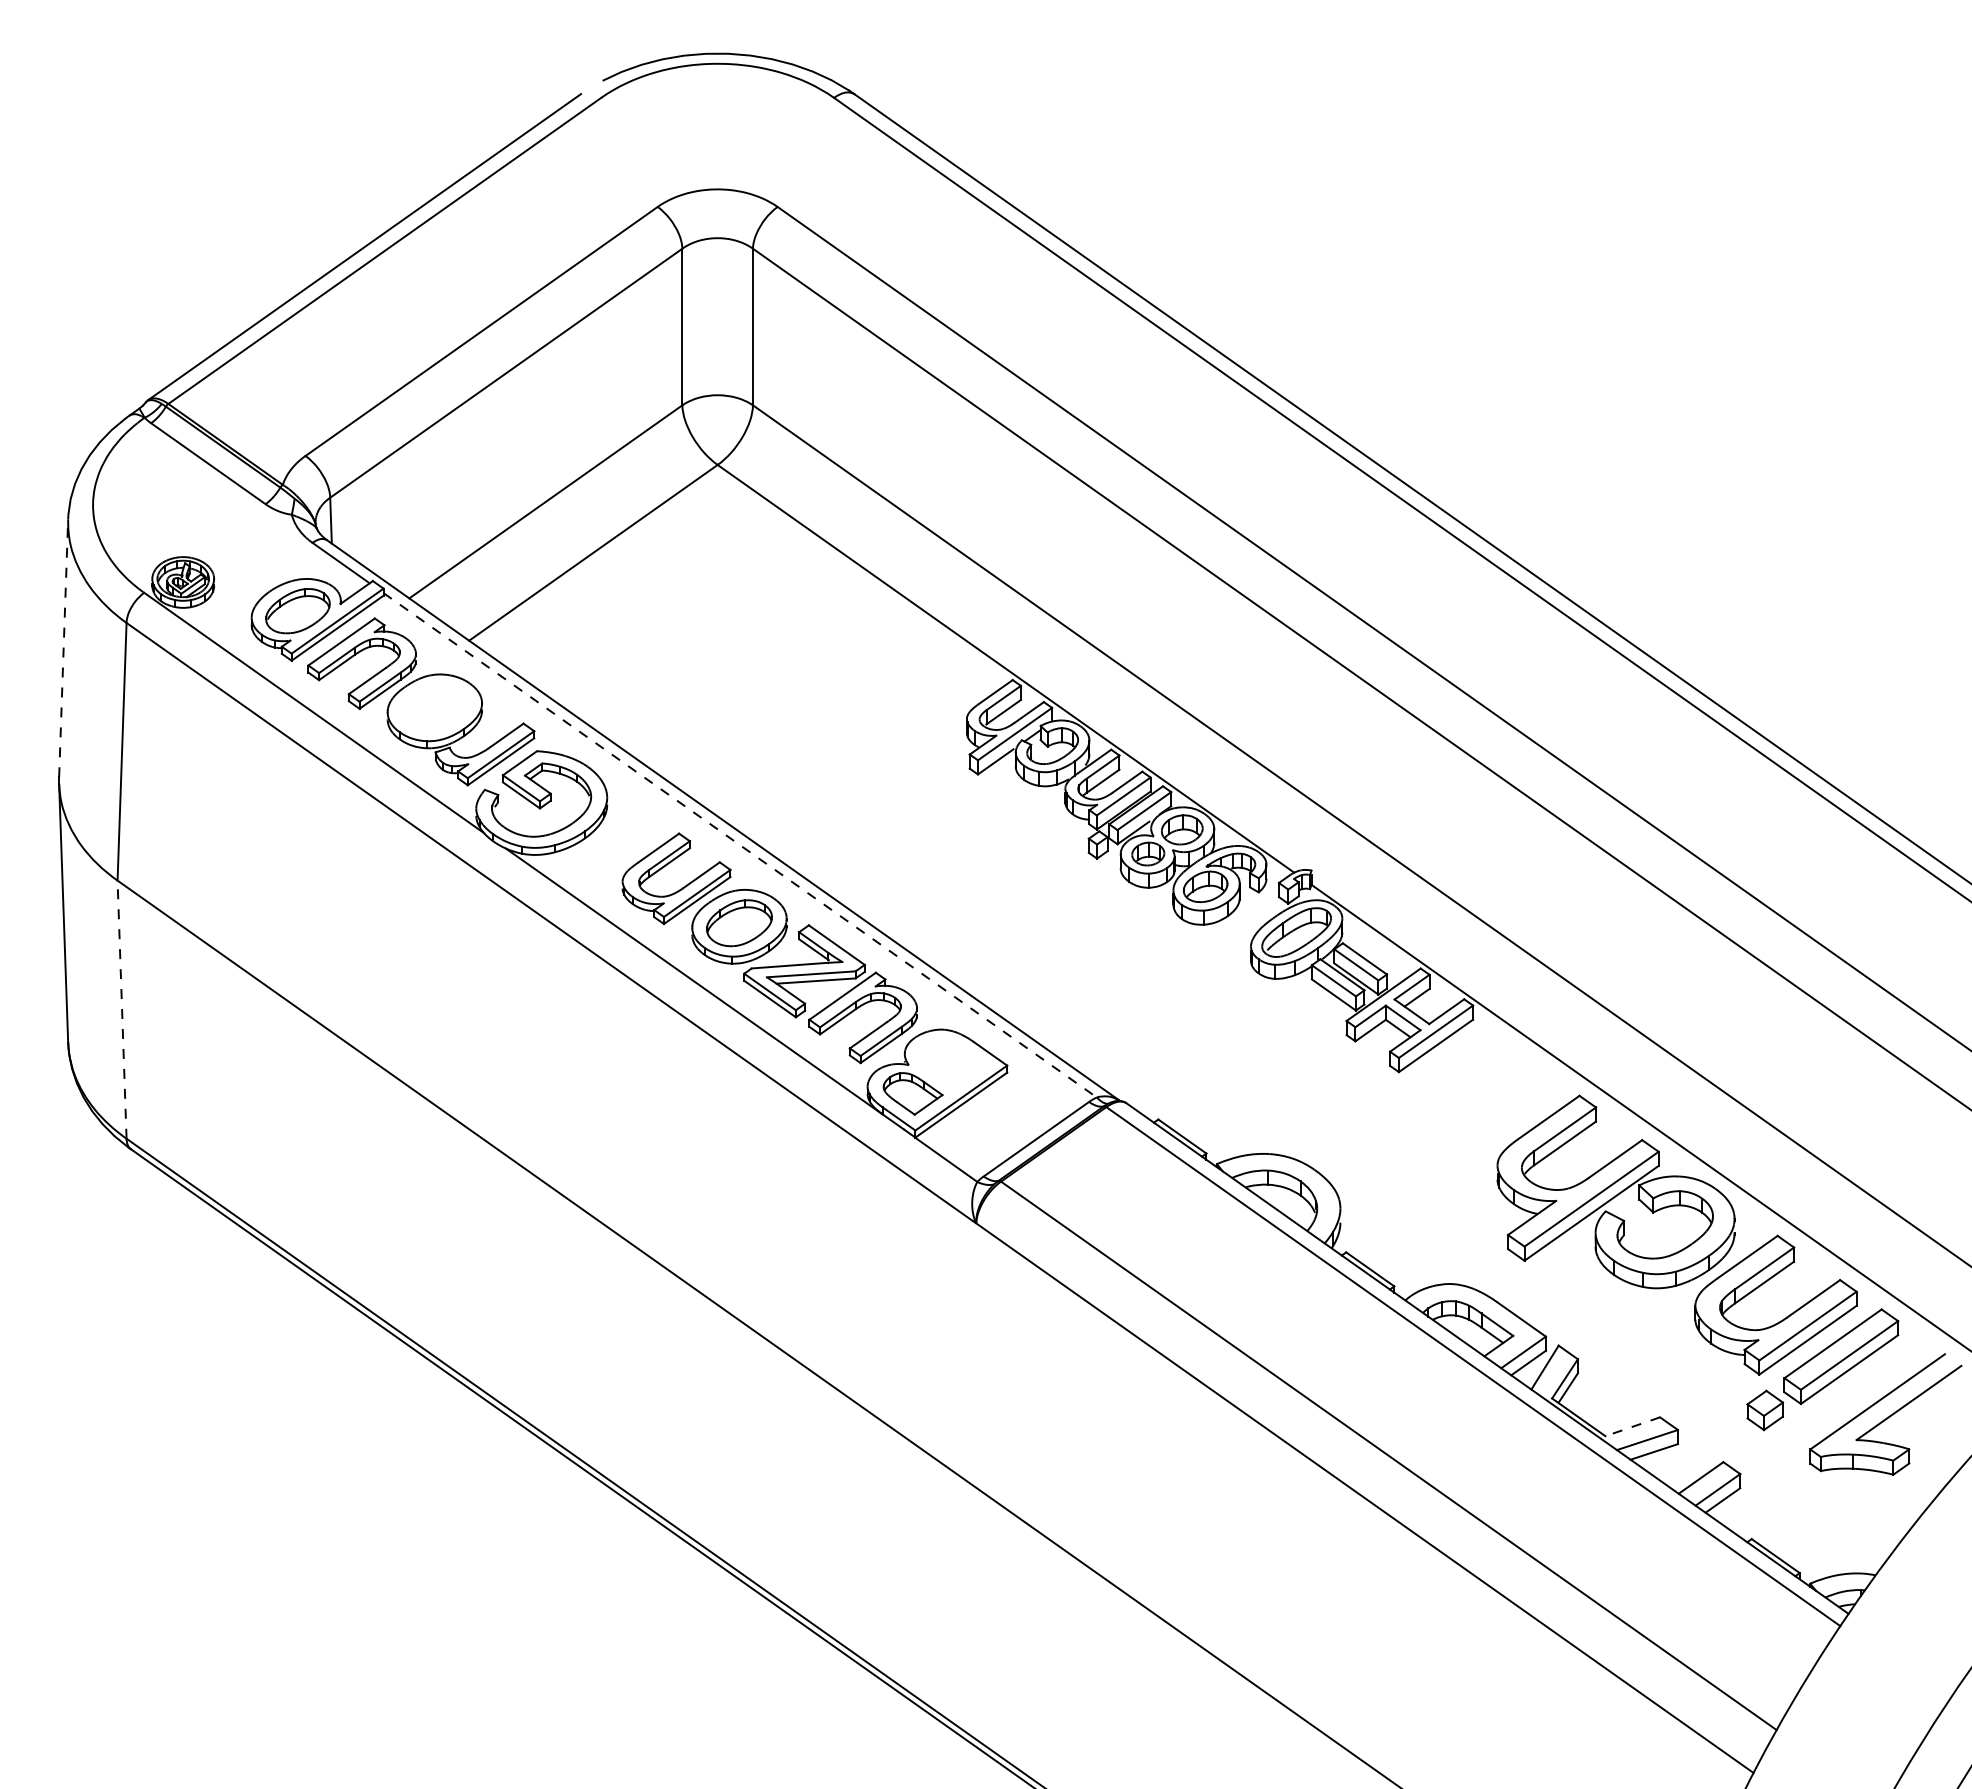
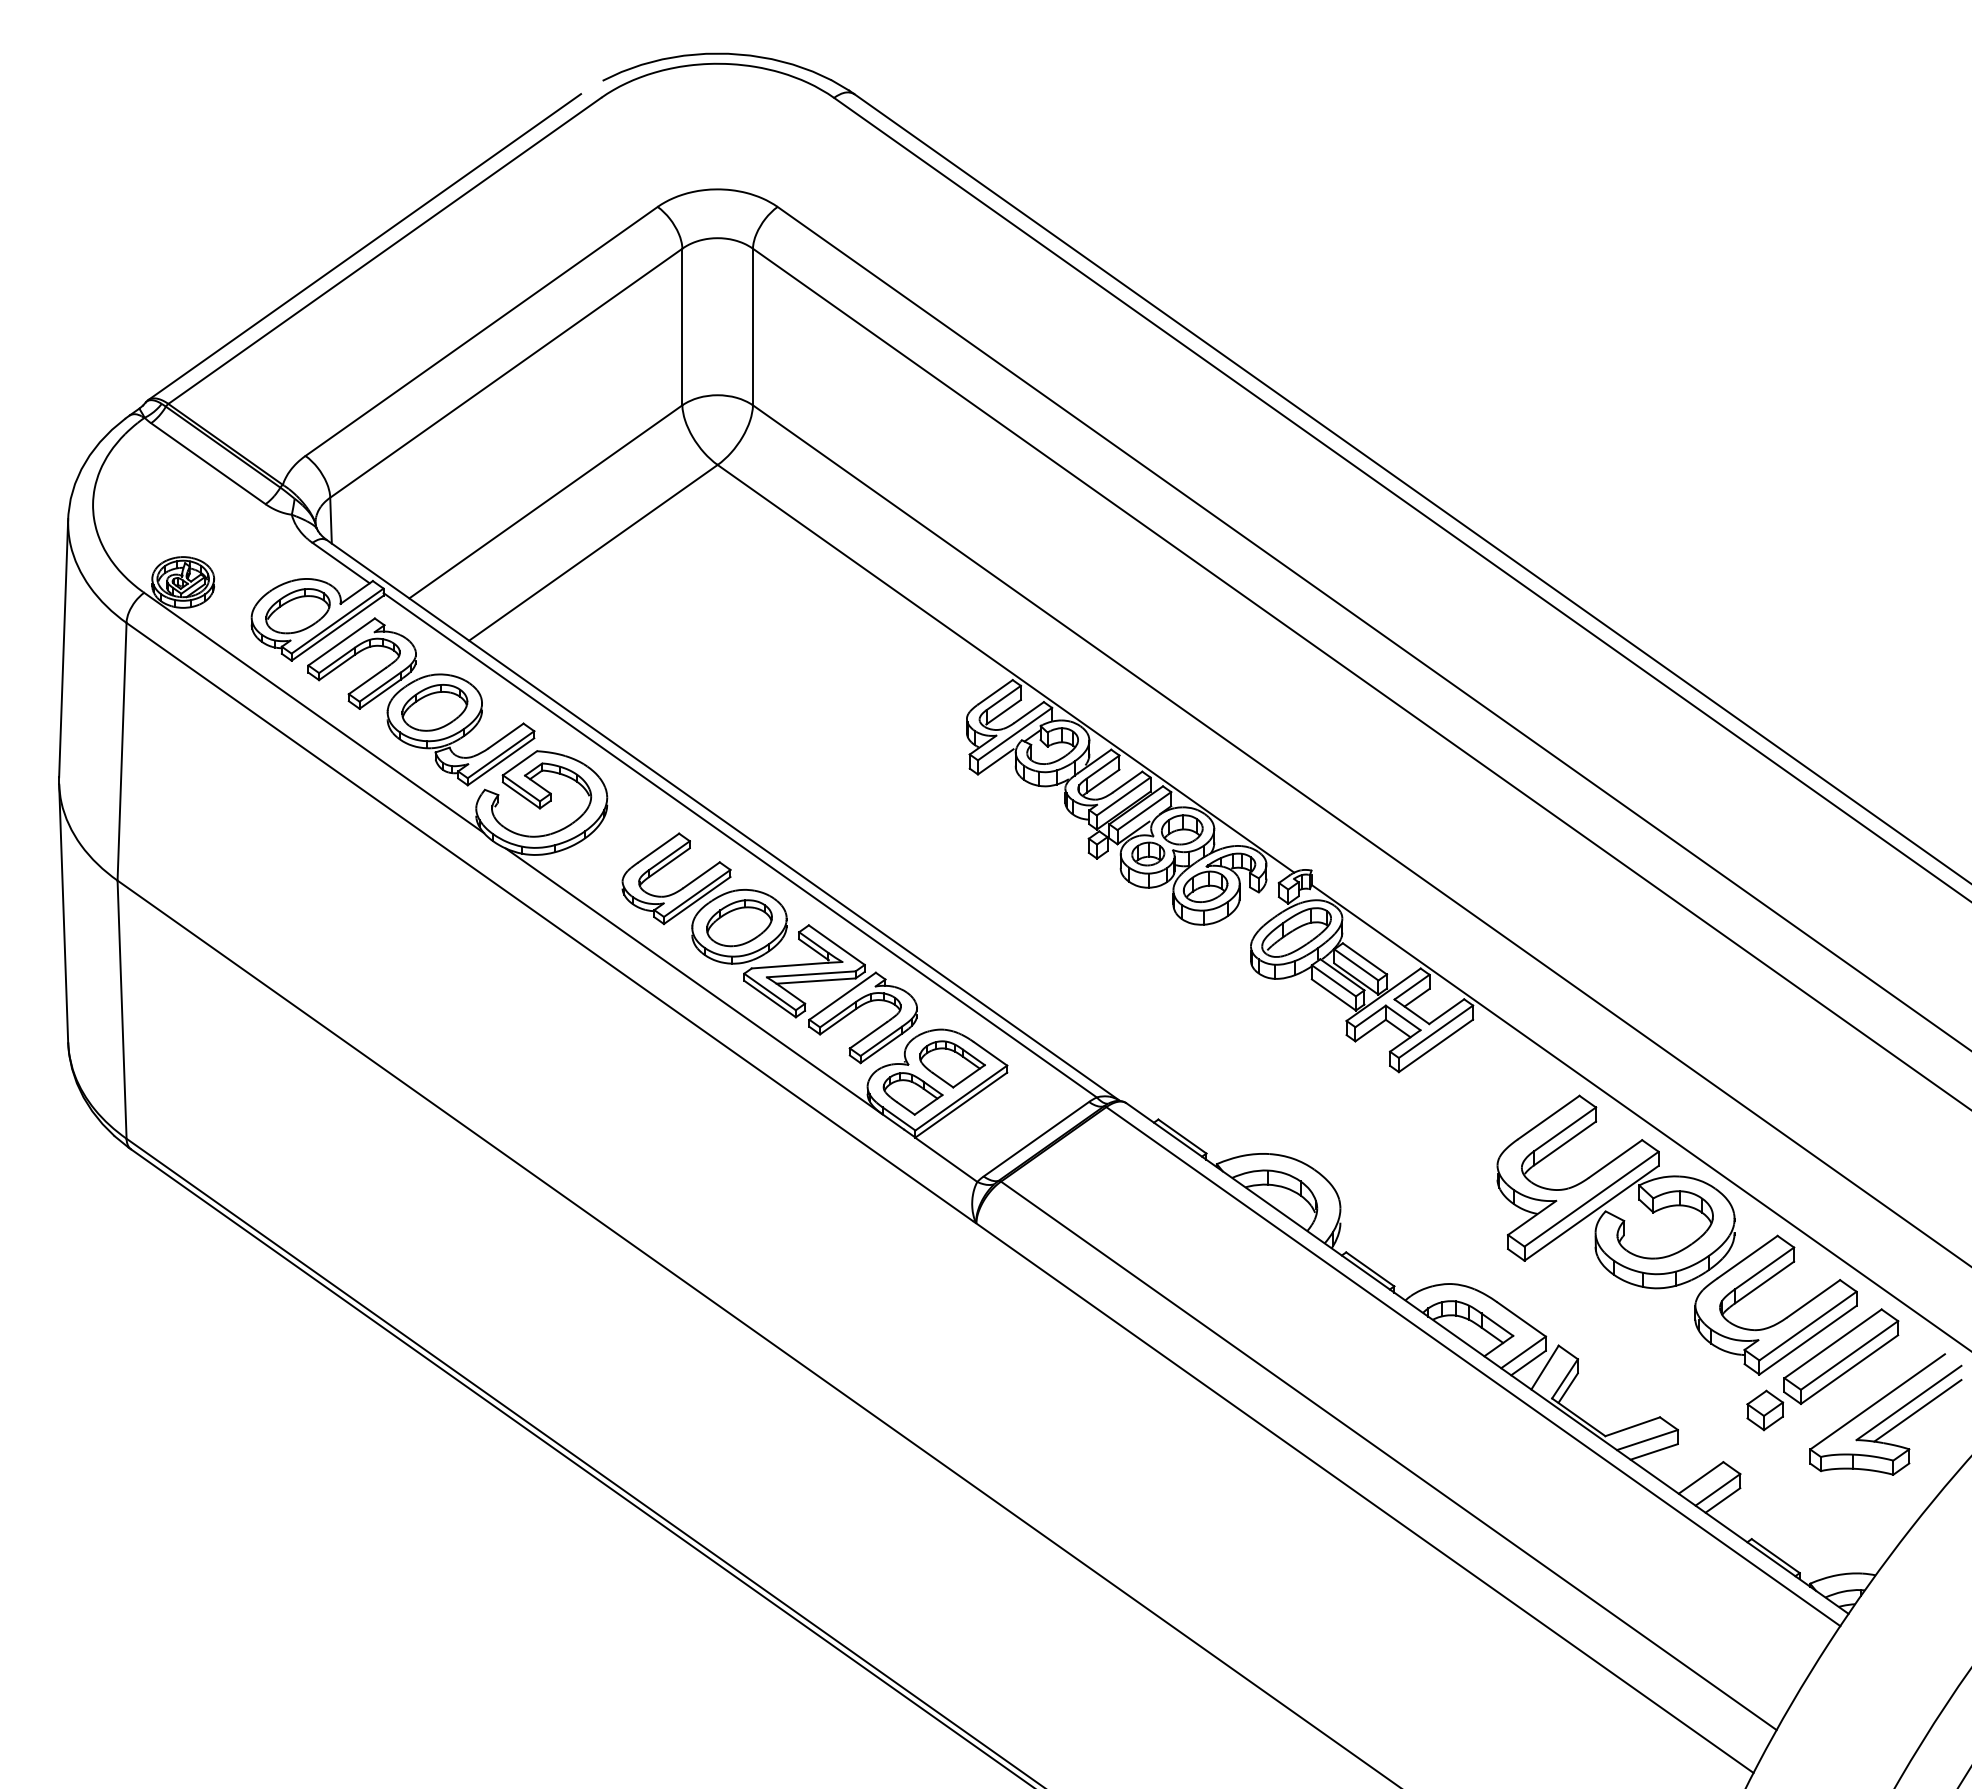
line: dashed -> solid (63, 647)
part: none -> present (434, 707)
line: dashed -> solid (740, 845)
line: dashed -> solid (122, 1009)
part: none -> present (952, 1064)
line: none -> present (1917, 1410)
line: dashed -> solid (1632, 1426)
